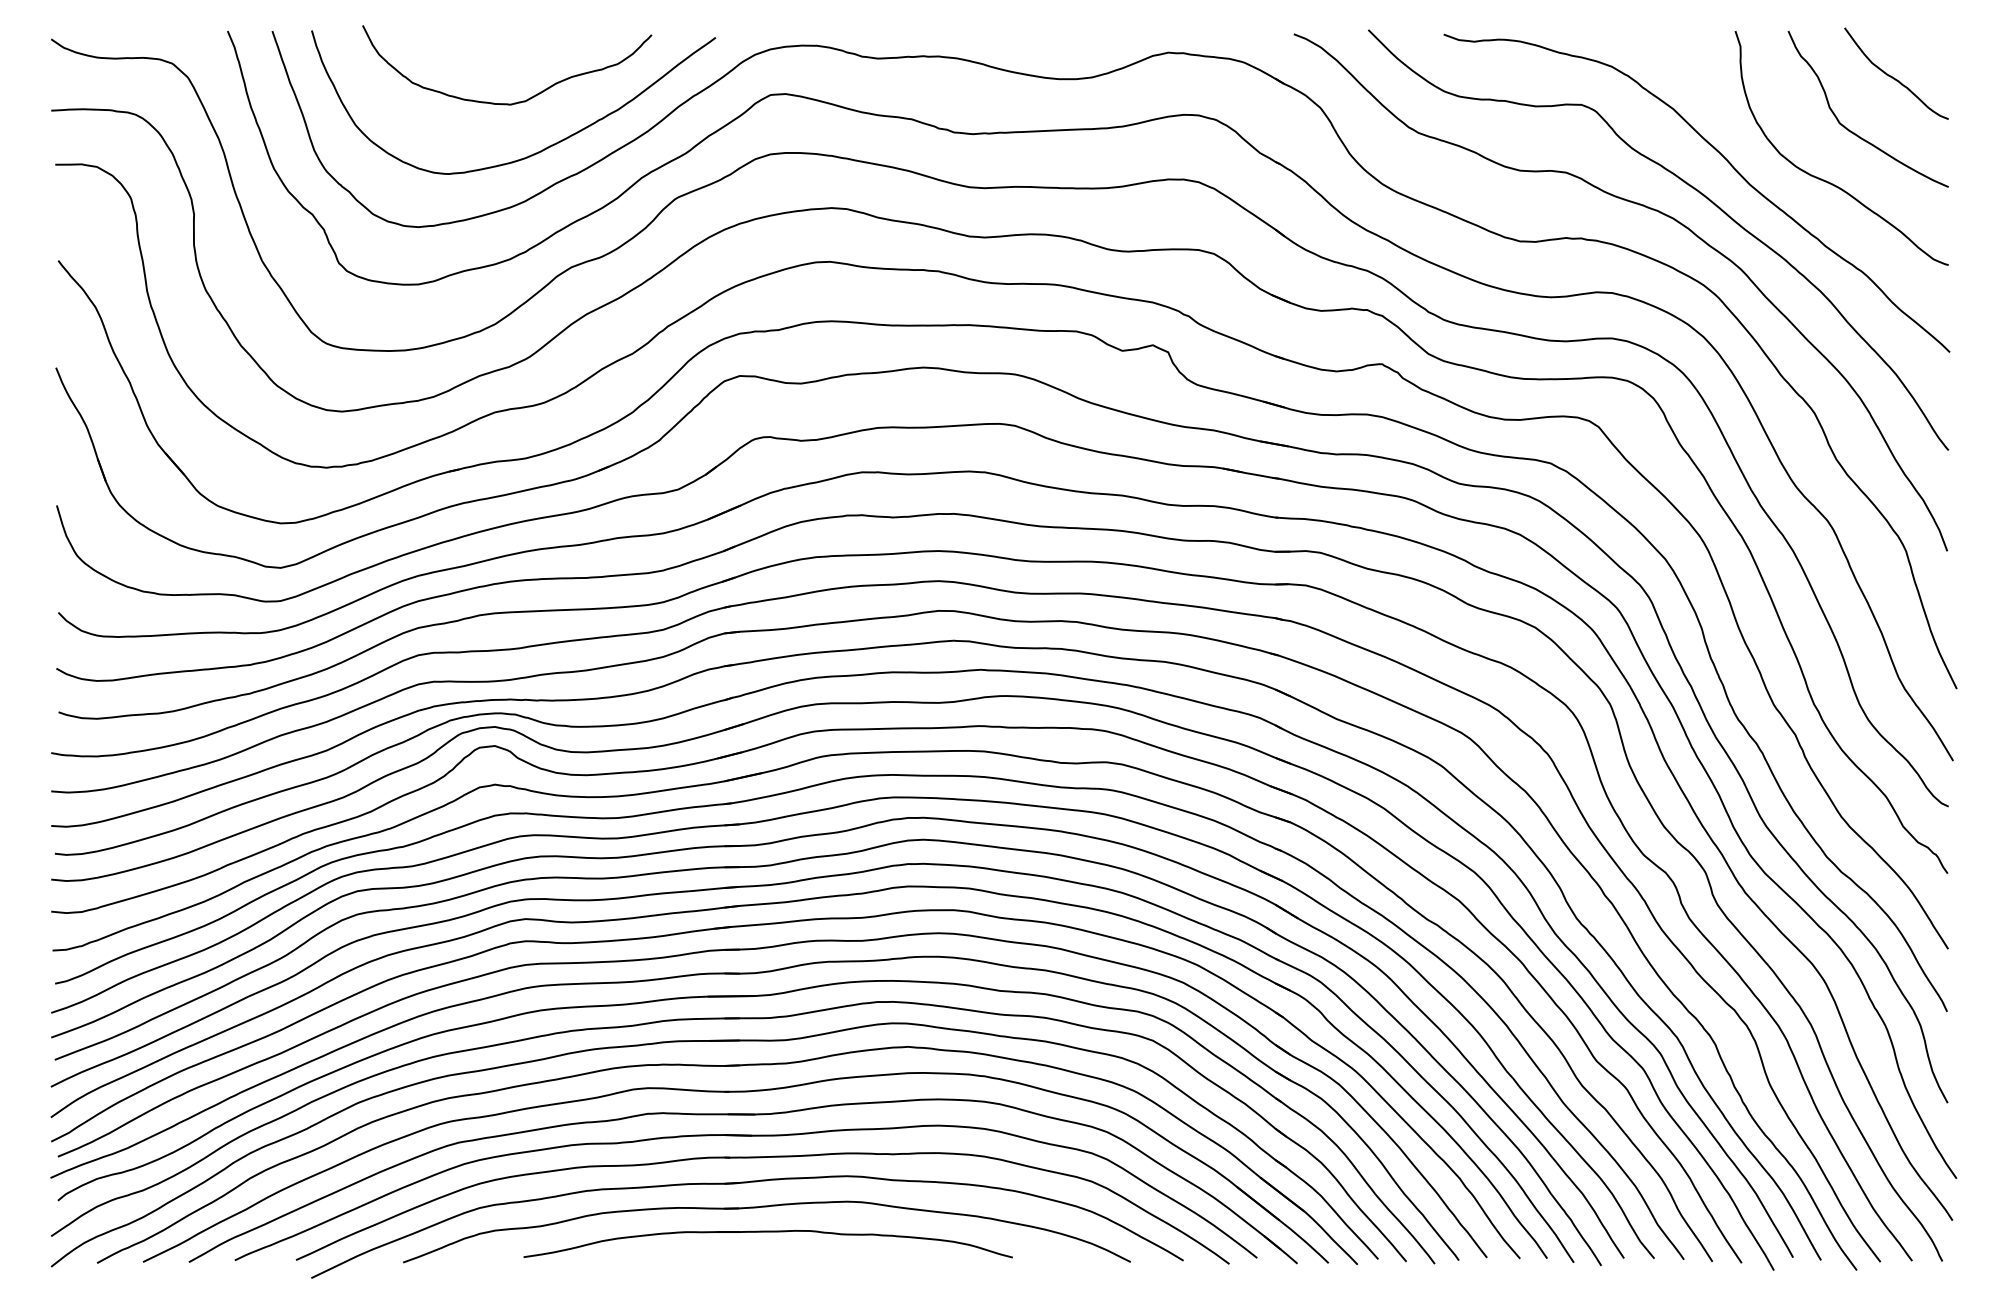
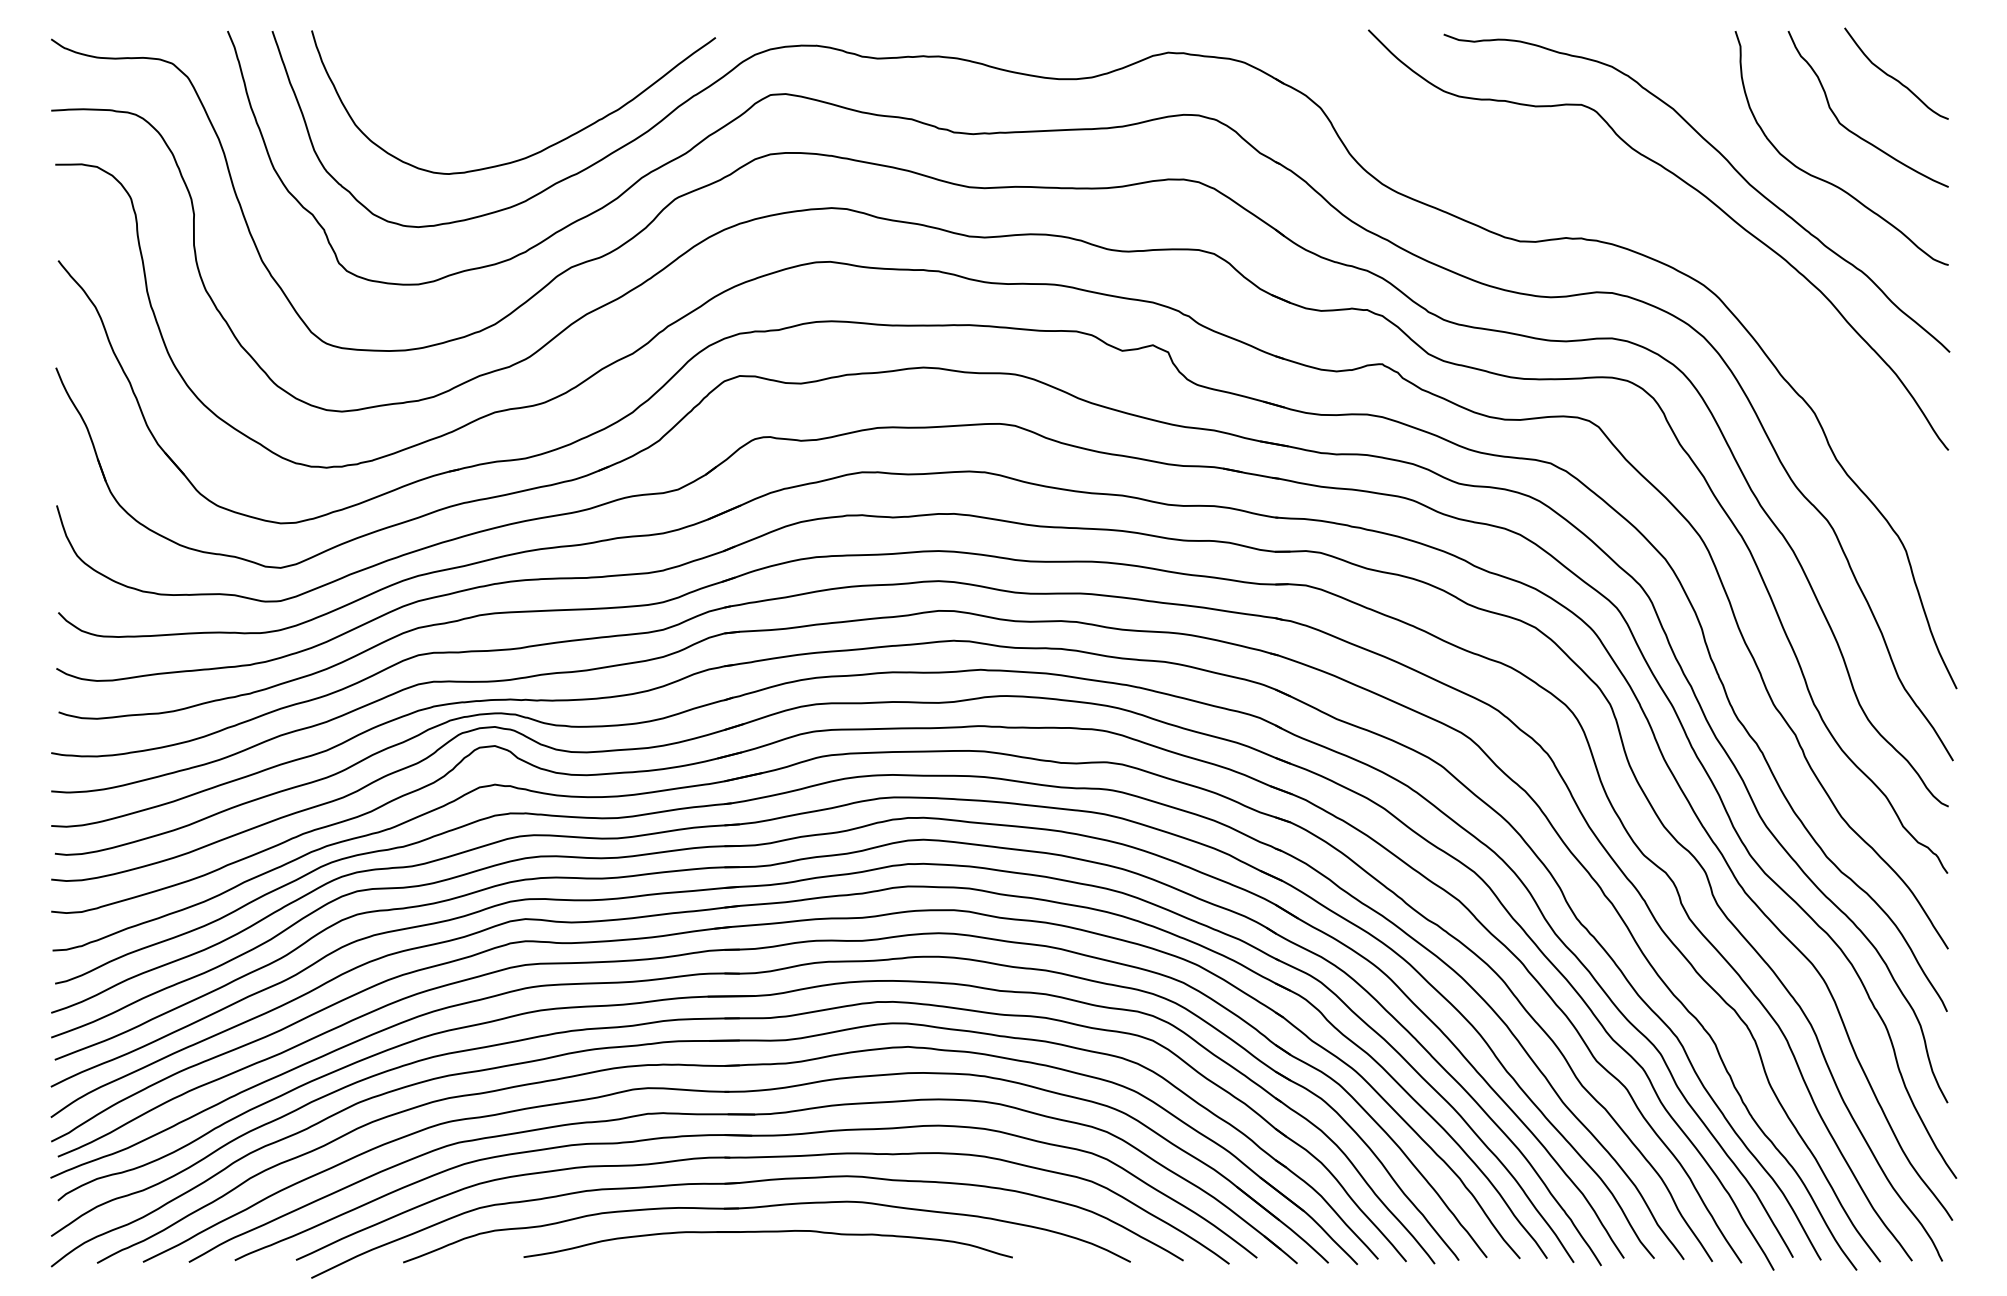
curve: present -> none (518, 101)
curve: present -> none (1652, 210)
